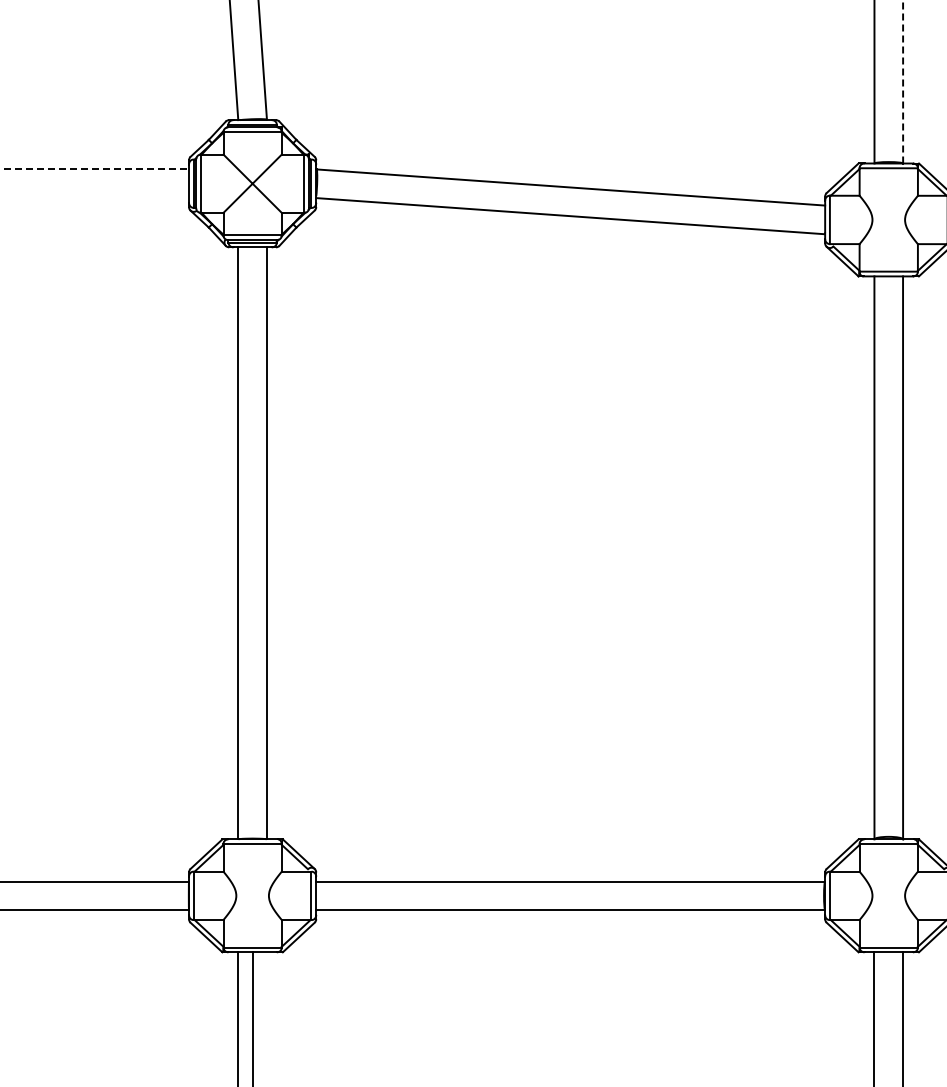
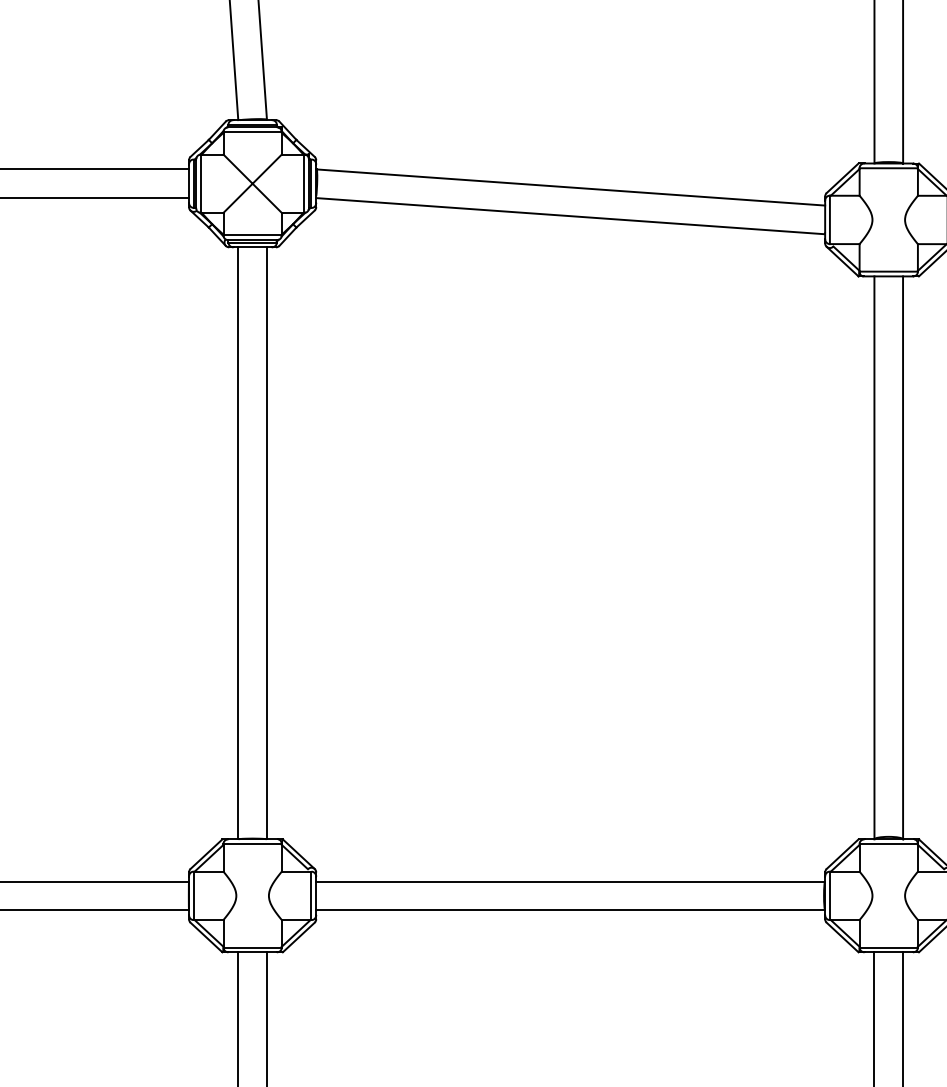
line: dashed -> solid (903, 81)
line: dashed -> solid (95, 169)
line: none -> present (95, 198)
line position: (252, 1017) -> (266, 1017) (266, 1017)
